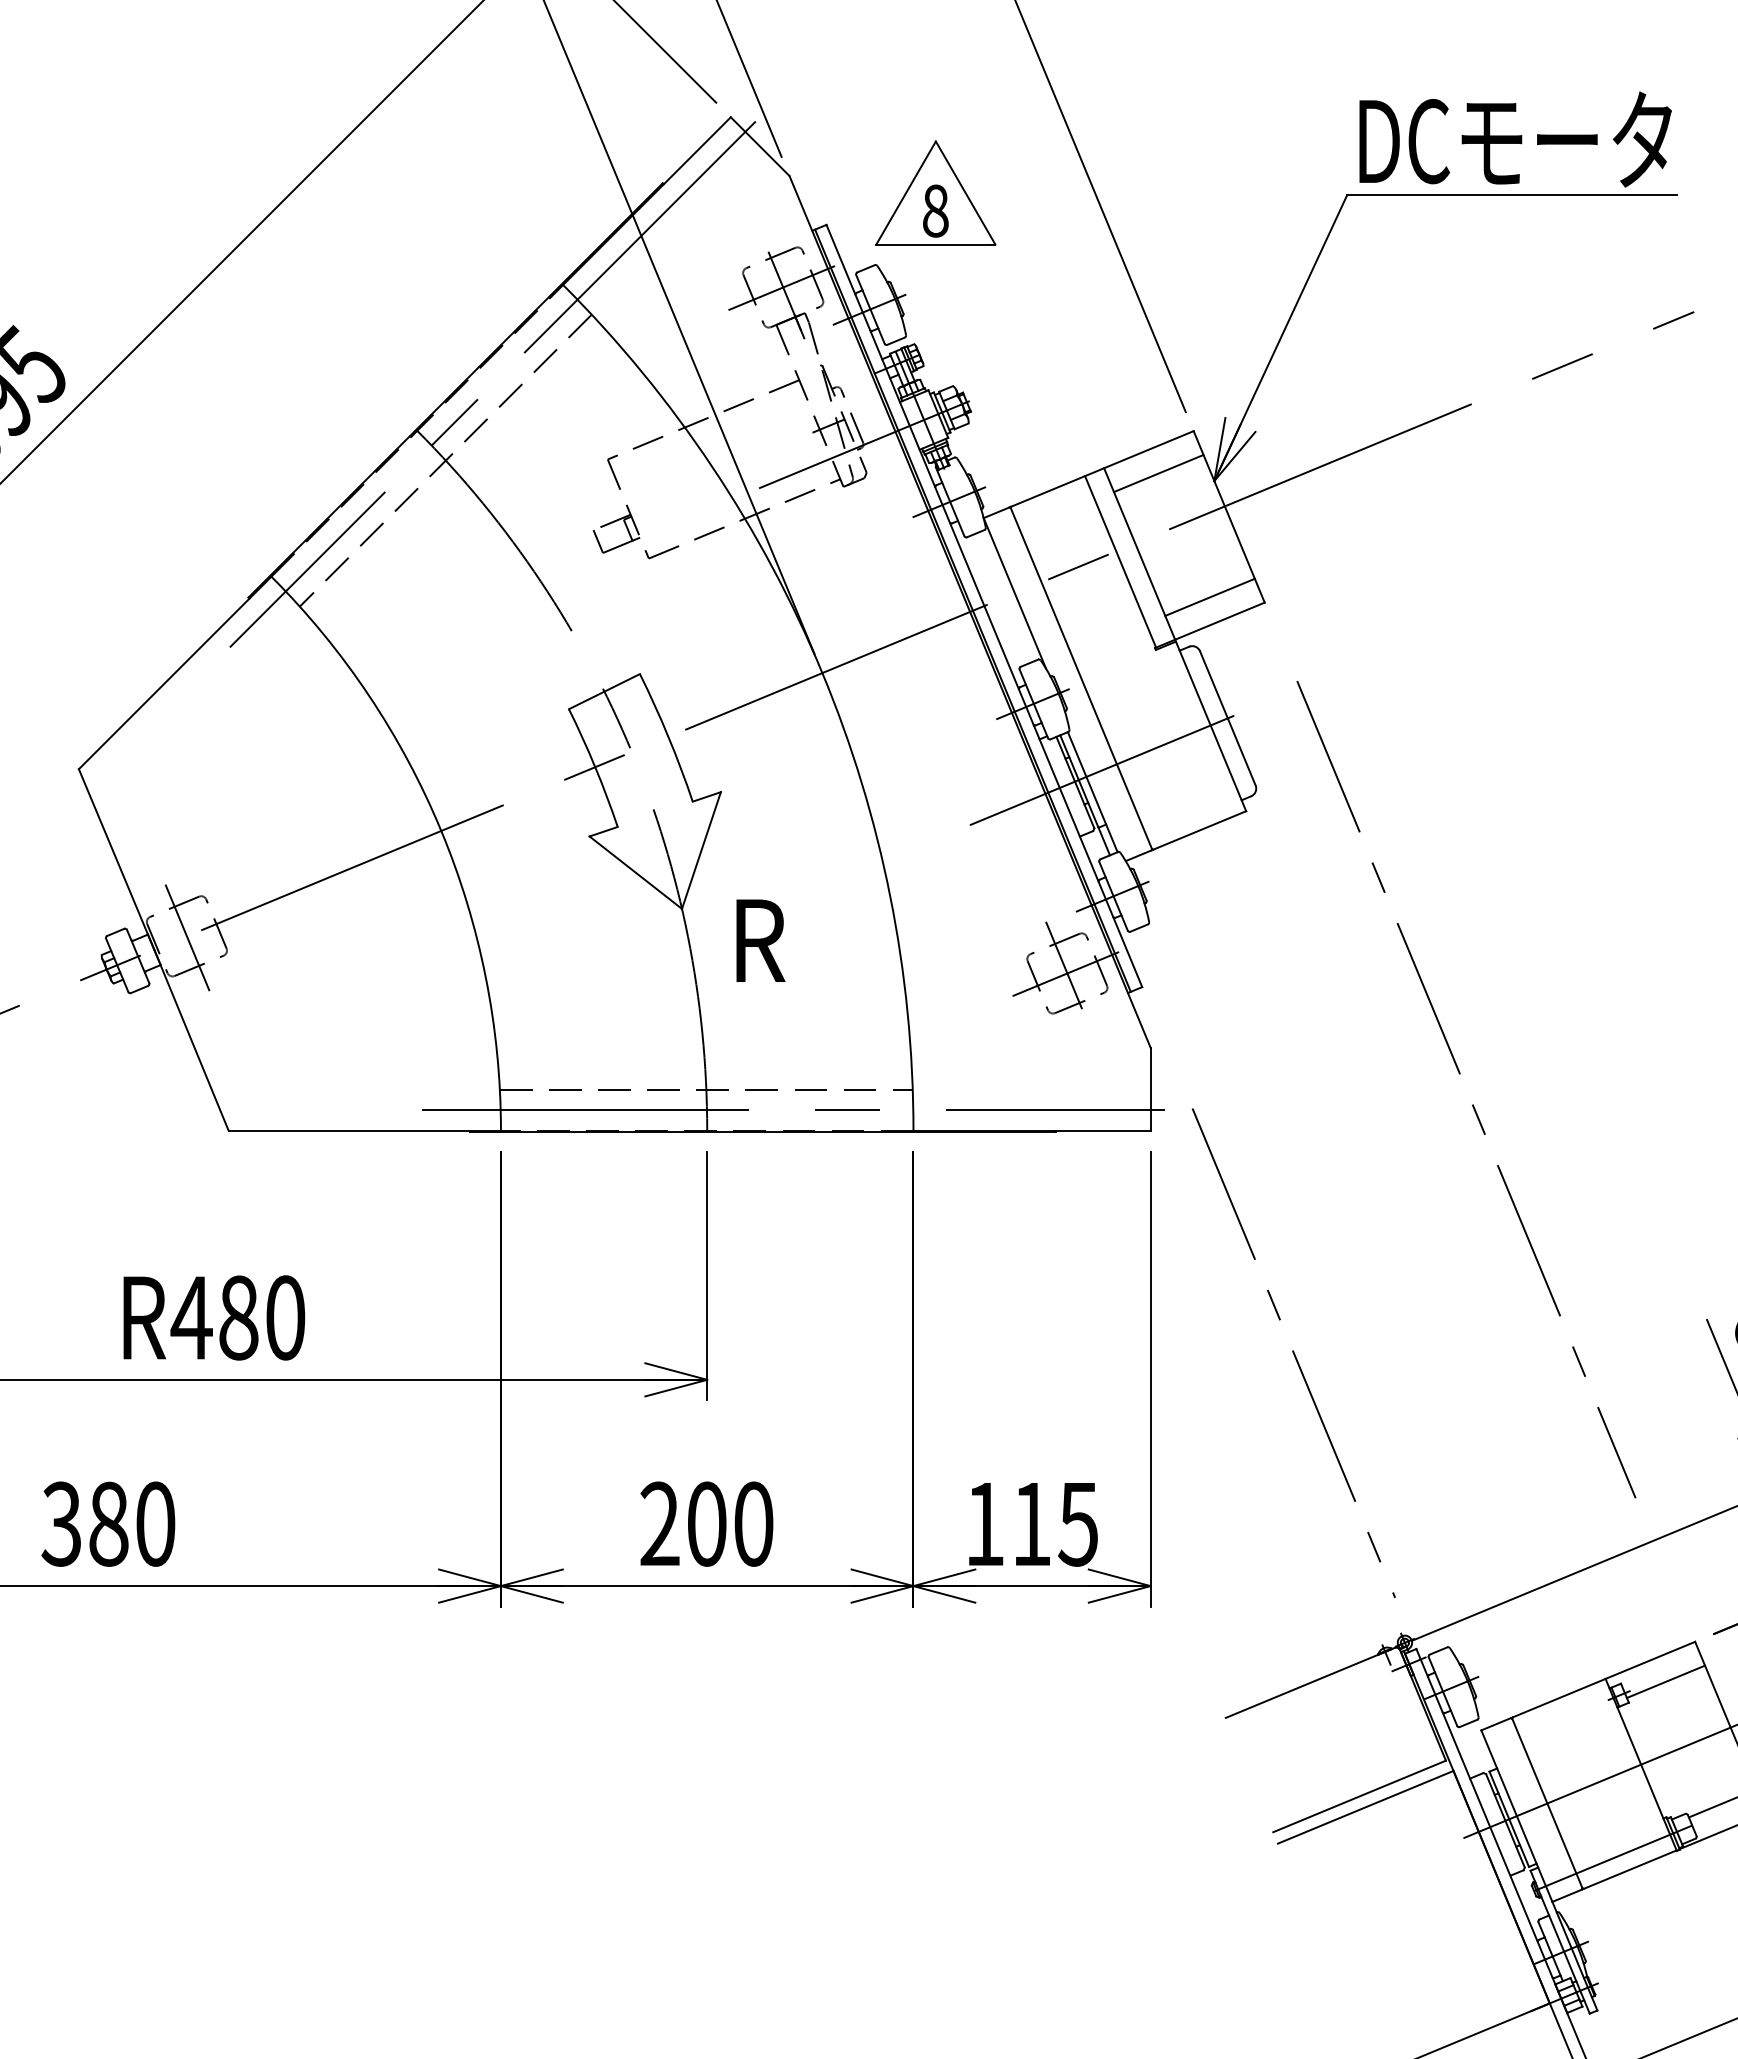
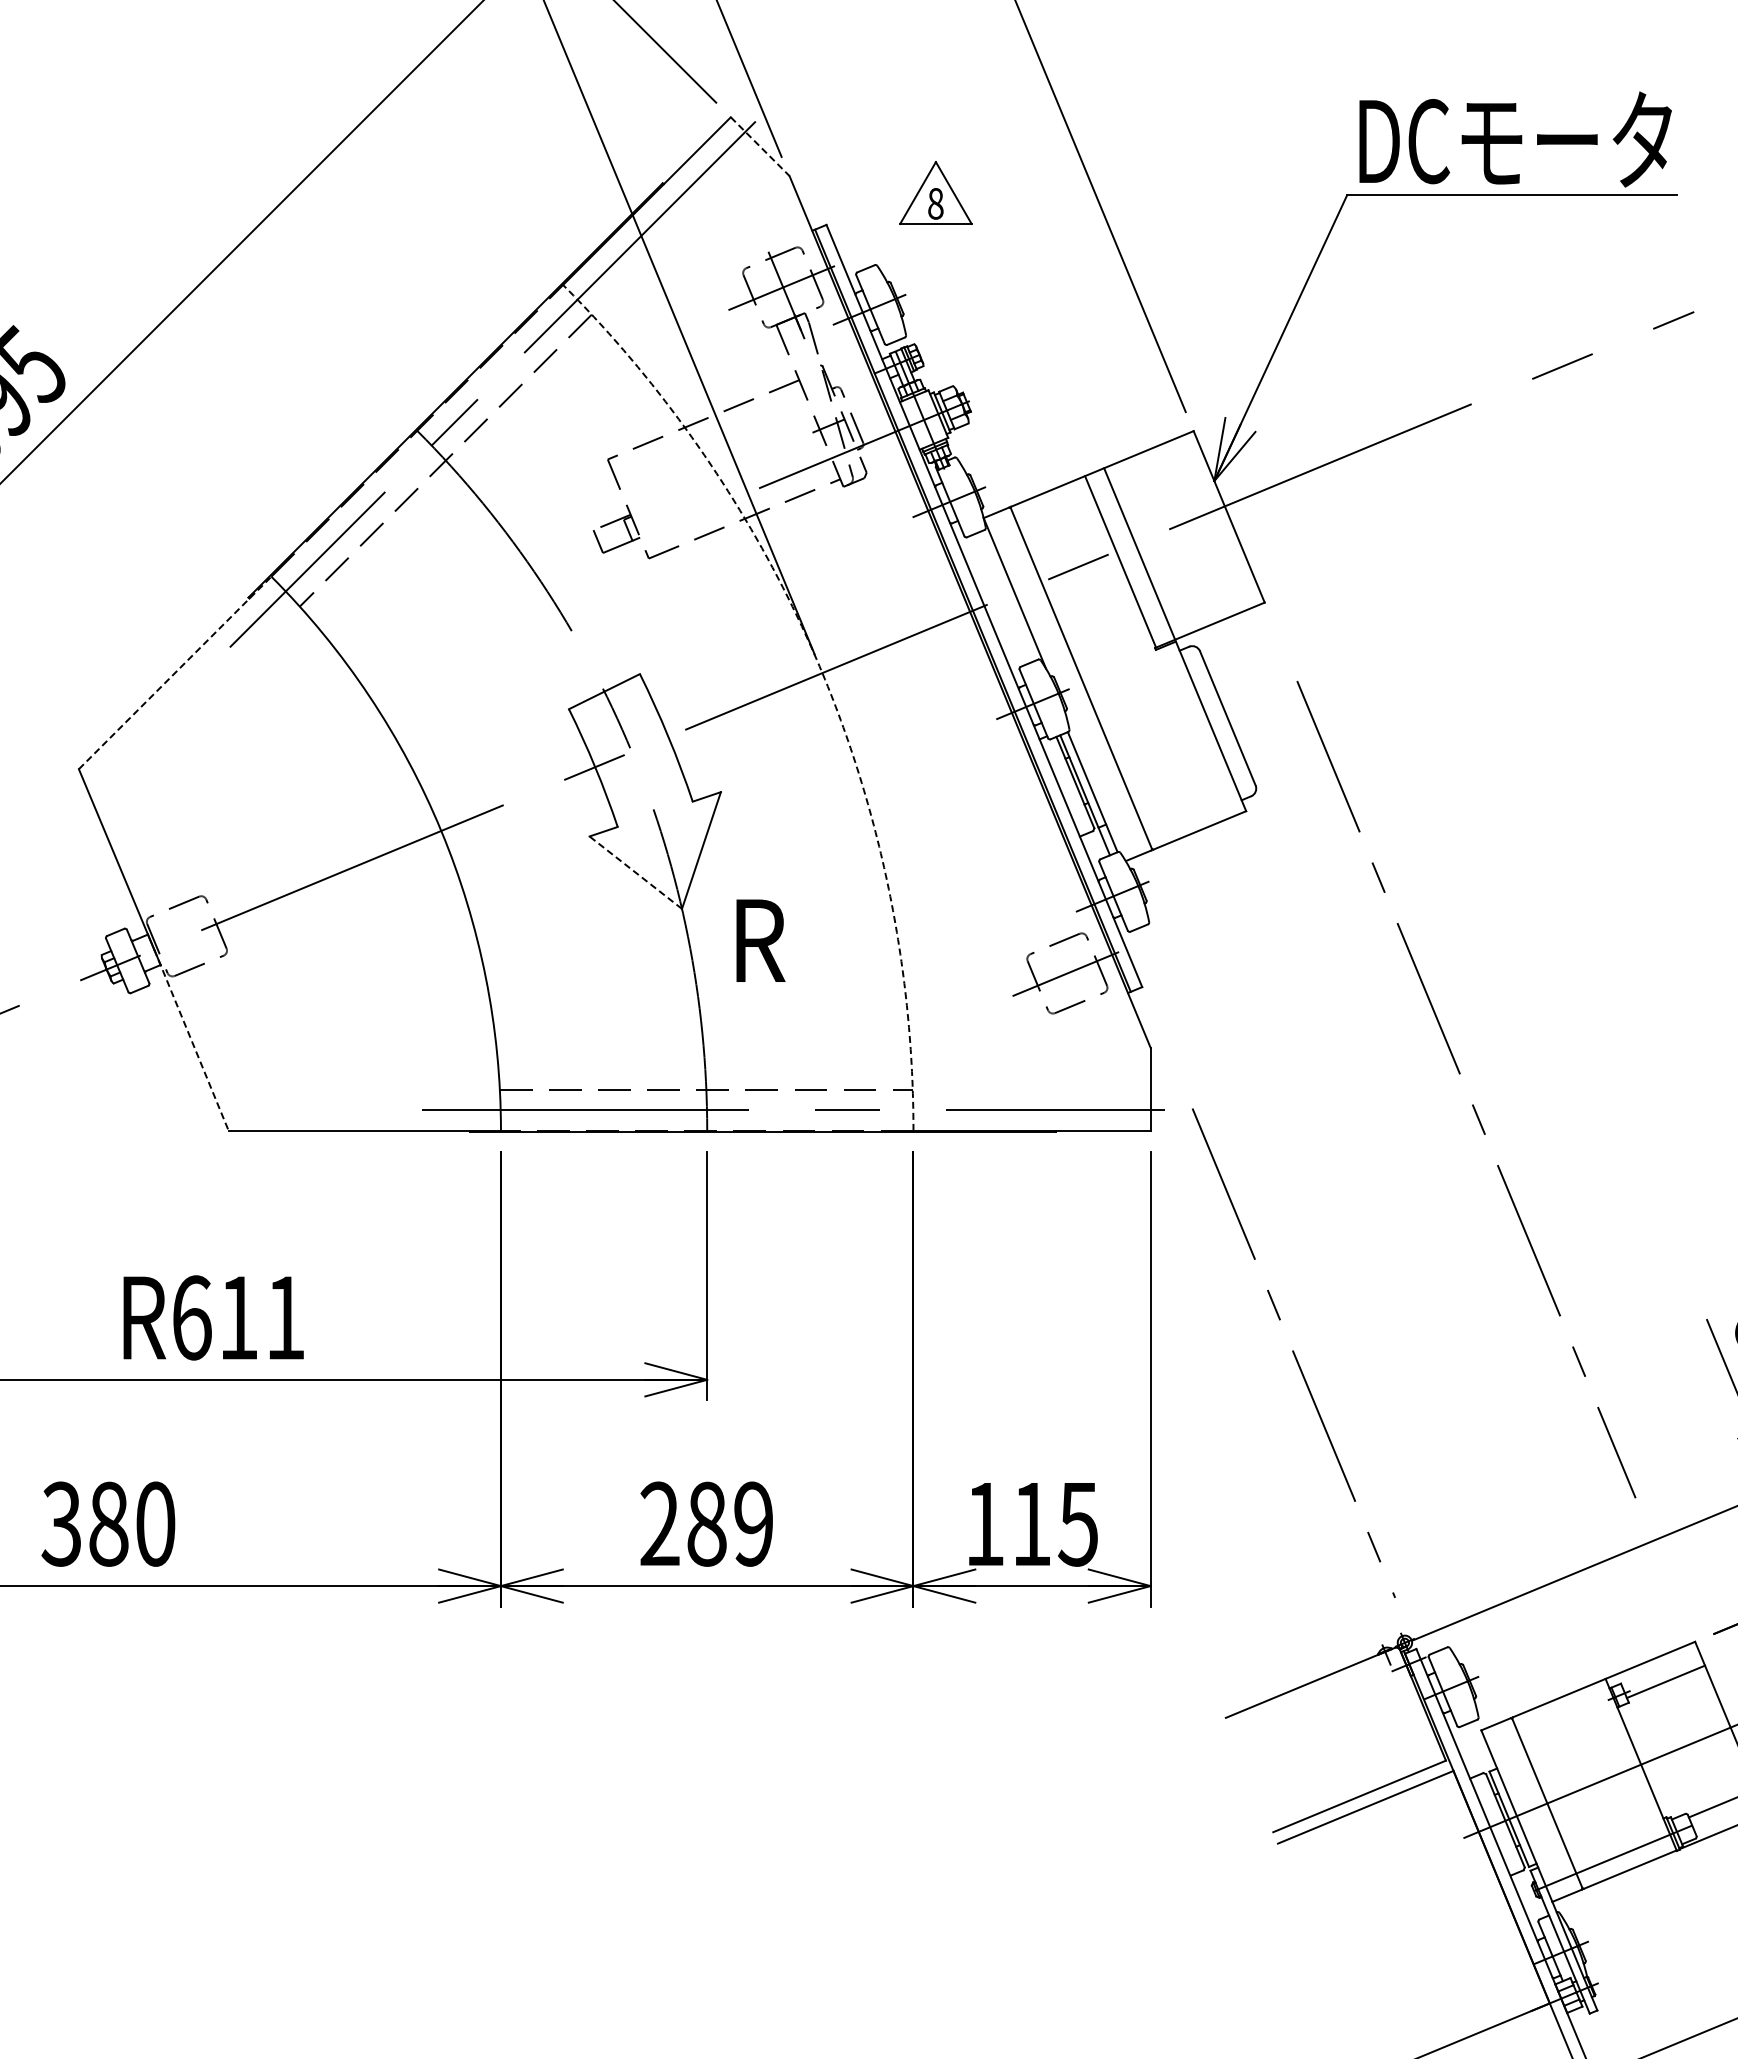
line: solid -> dashed (760, 146)
part size: 122x106 px -> 74x64 px (935, 192)
line: present -> none (1158, 473)
line: present -> none (1209, 596)
line: solid -> dashed (175, 672)
arc: solid -> dashed (822, 673)
line: present -> none (1101, 770)
line: solid -> dashed (635, 872)
line: present -> none (187, 937)
line: present -> none (1063, 965)
line: solid -> dashed (191, 1040)
text: R480 -> R611 (237, 1317)
text: 200 -> 289 (730, 1523)
